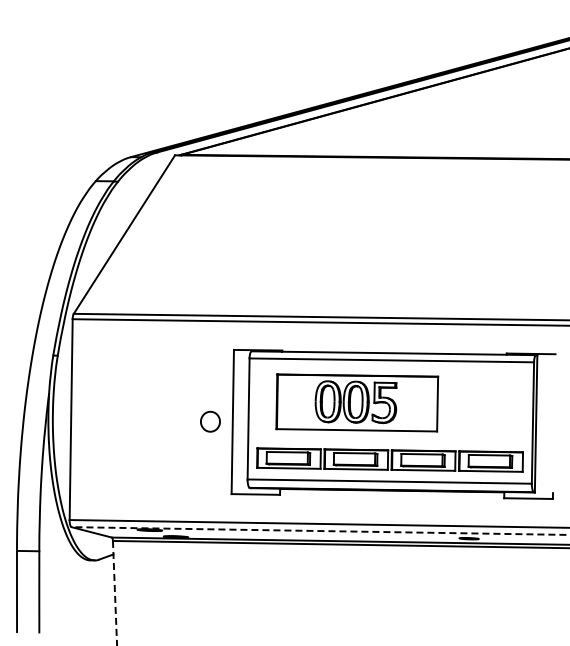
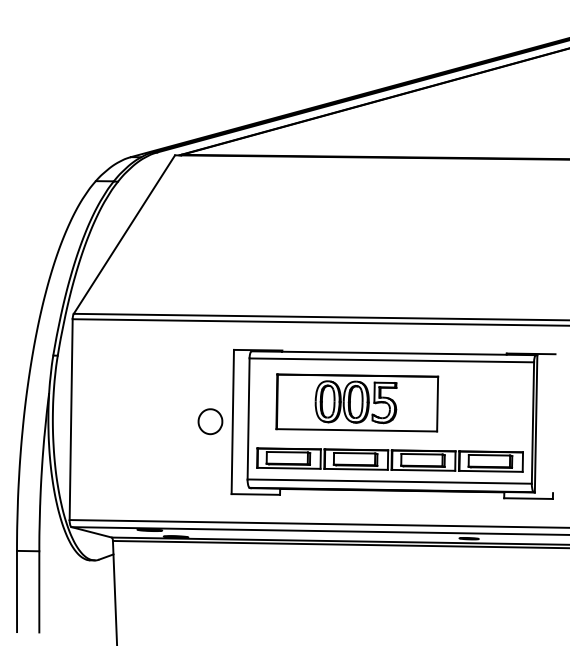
part size: 21x23 px -> 27x28 px (210, 421)
line: dashed -> solid (320, 531)
line: dashed -> solid (115, 593)
